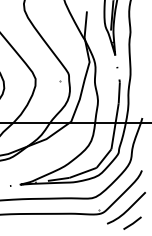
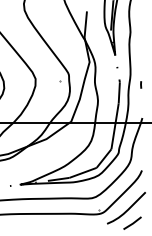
line: none -> present (141, 84)
